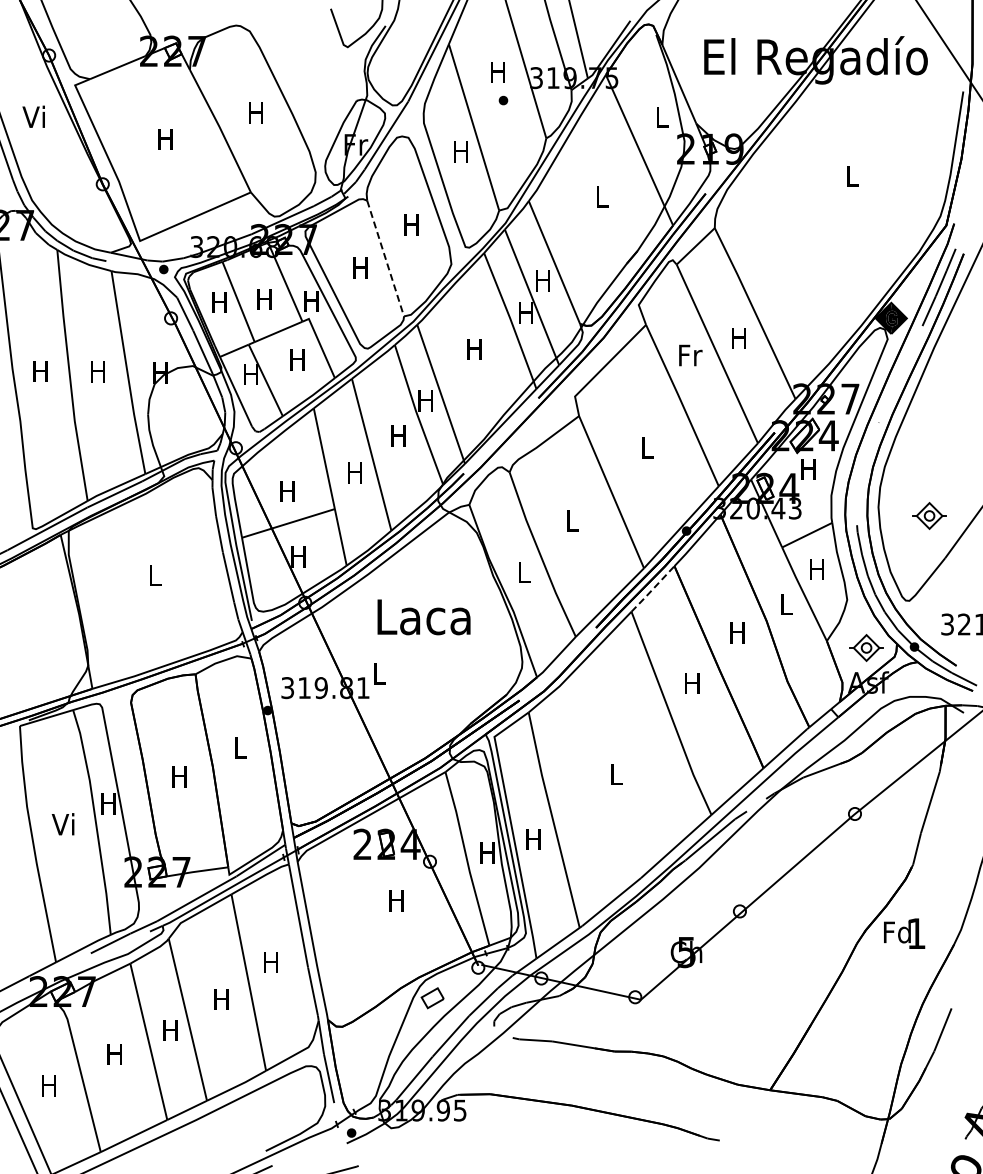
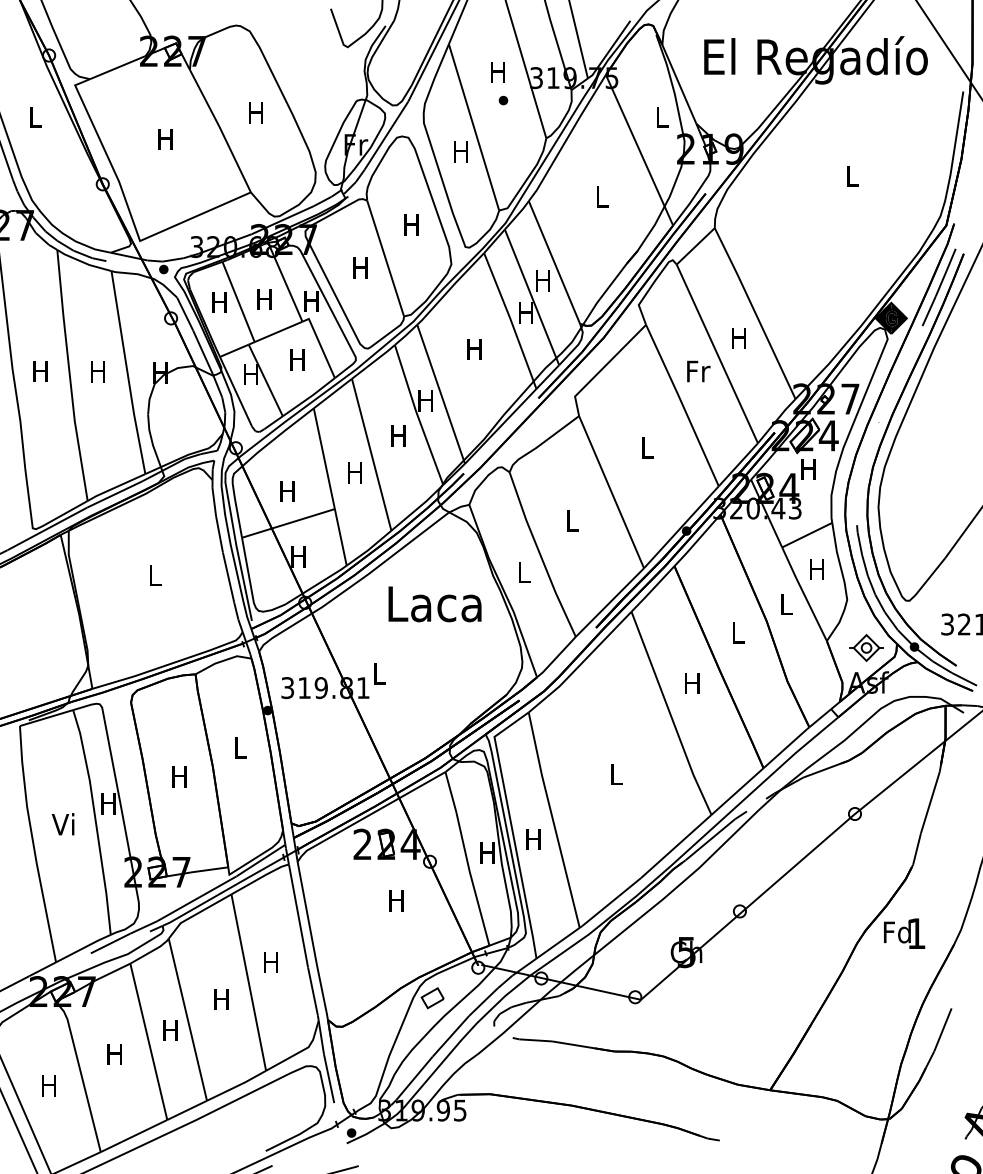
text: Vi -> L (33, 116)
line: dashed -> solid (385, 258)
text position: (690, 355) -> (698, 371) (698, 371)
part: present -> none (929, 515)
line: dashed -> solid (653, 589)
text position: (423, 617) -> (434, 604) (434, 604)
text: H -> L (737, 632)
